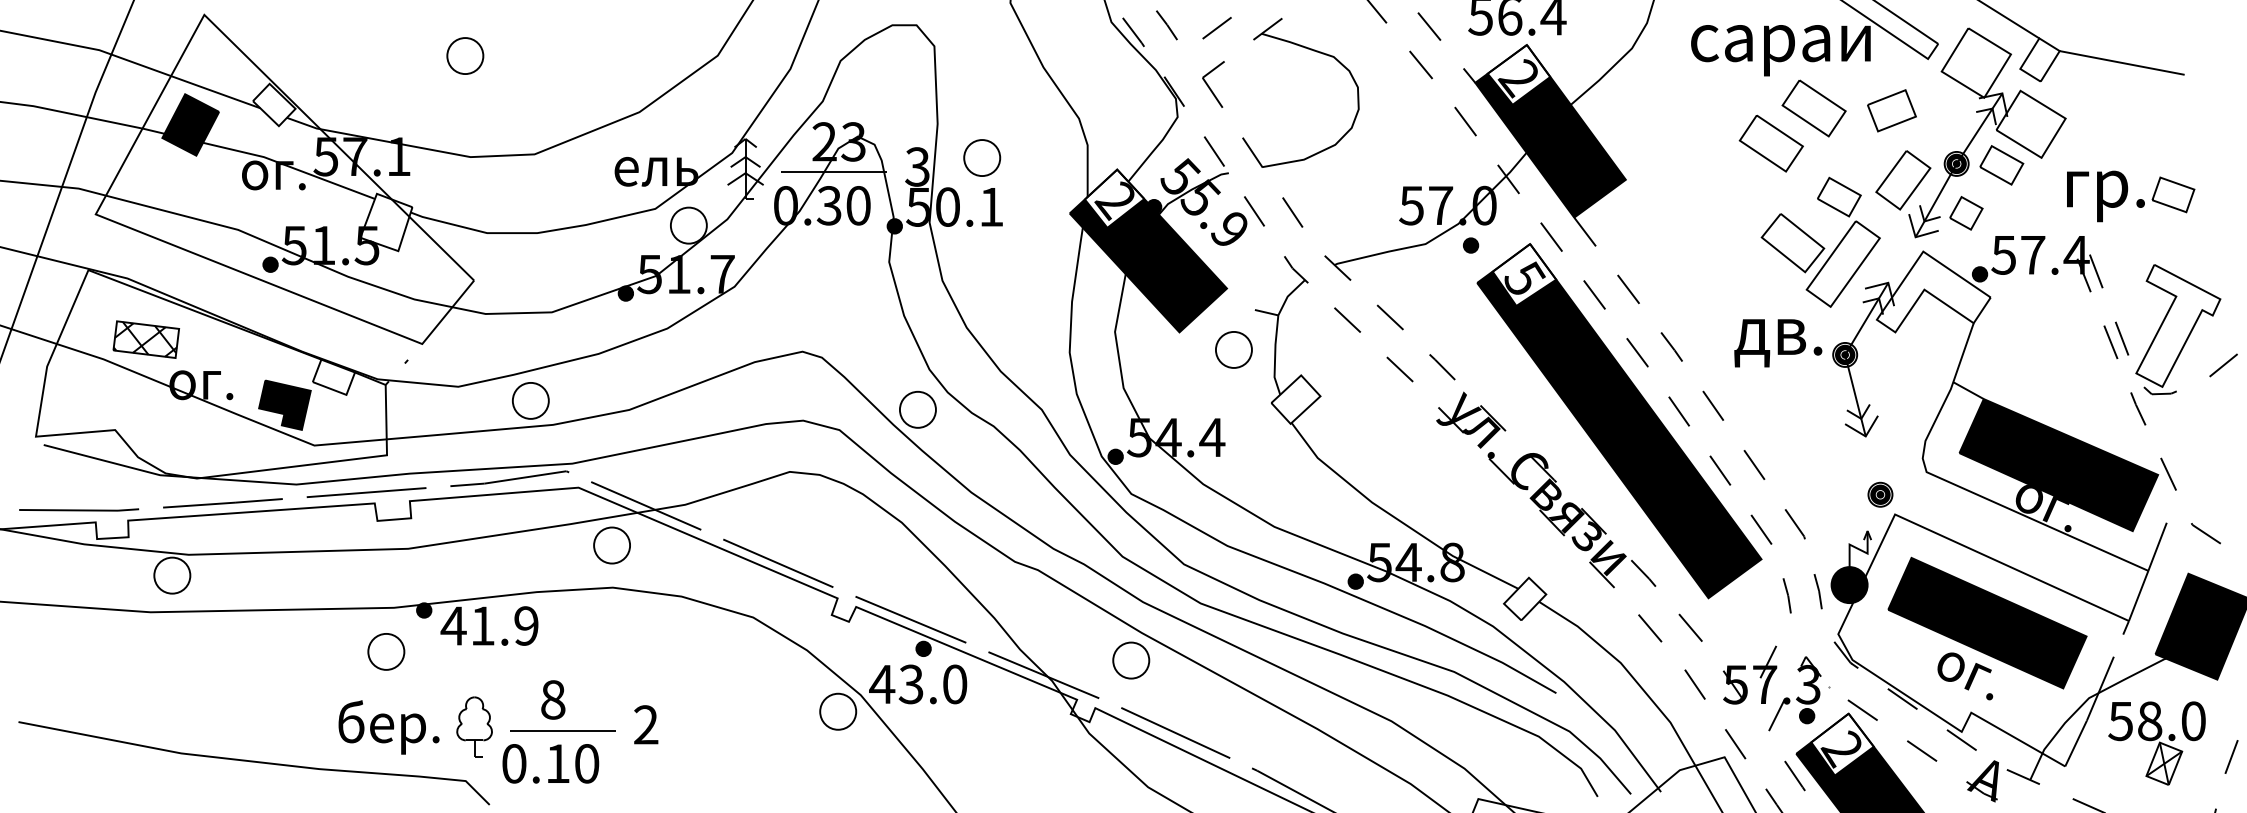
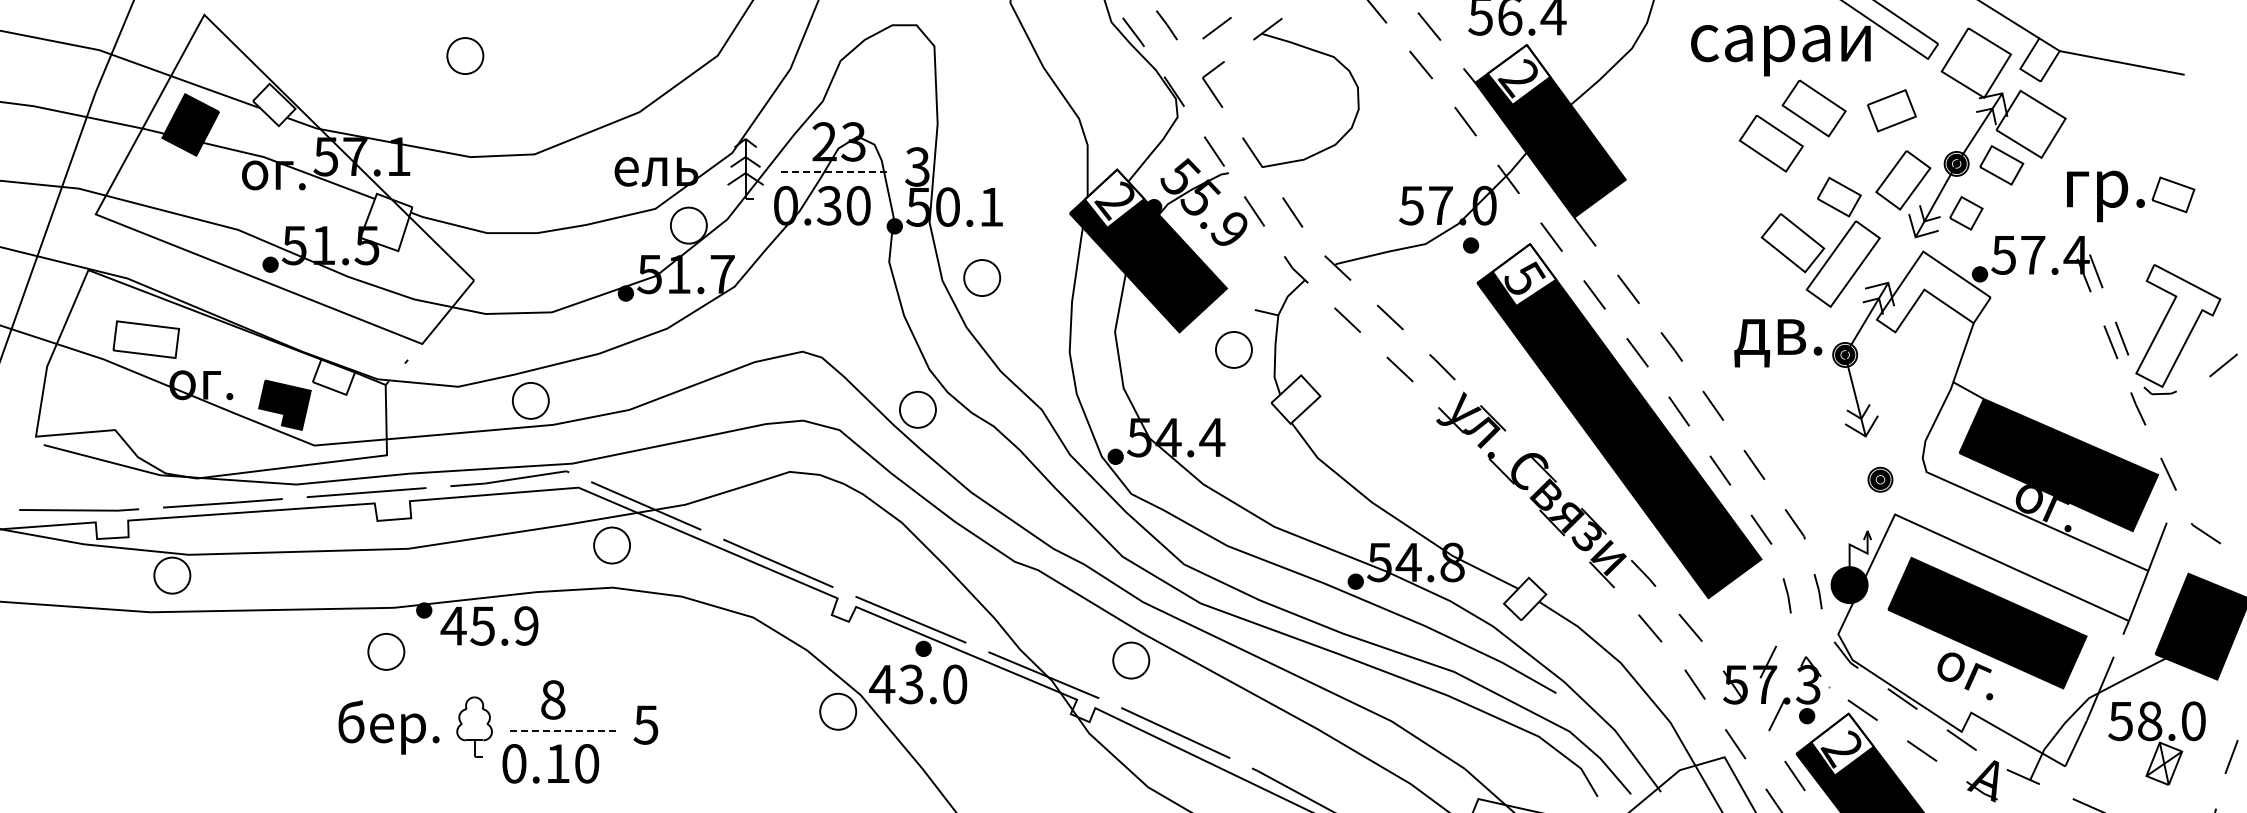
part position: (982, 157) -> (982, 277) (982, 277)
line: solid -> dashed (834, 172)
hatch: present -> none (144, 339)
part position: (1880, 494) -> (1880, 479) (1880, 479)
text: 41.9 -> 45.9 (482, 625)
text: 2 -> 5 (645, 724)
line: solid -> dashed (563, 730)
curve: present -> none (254, 762)
